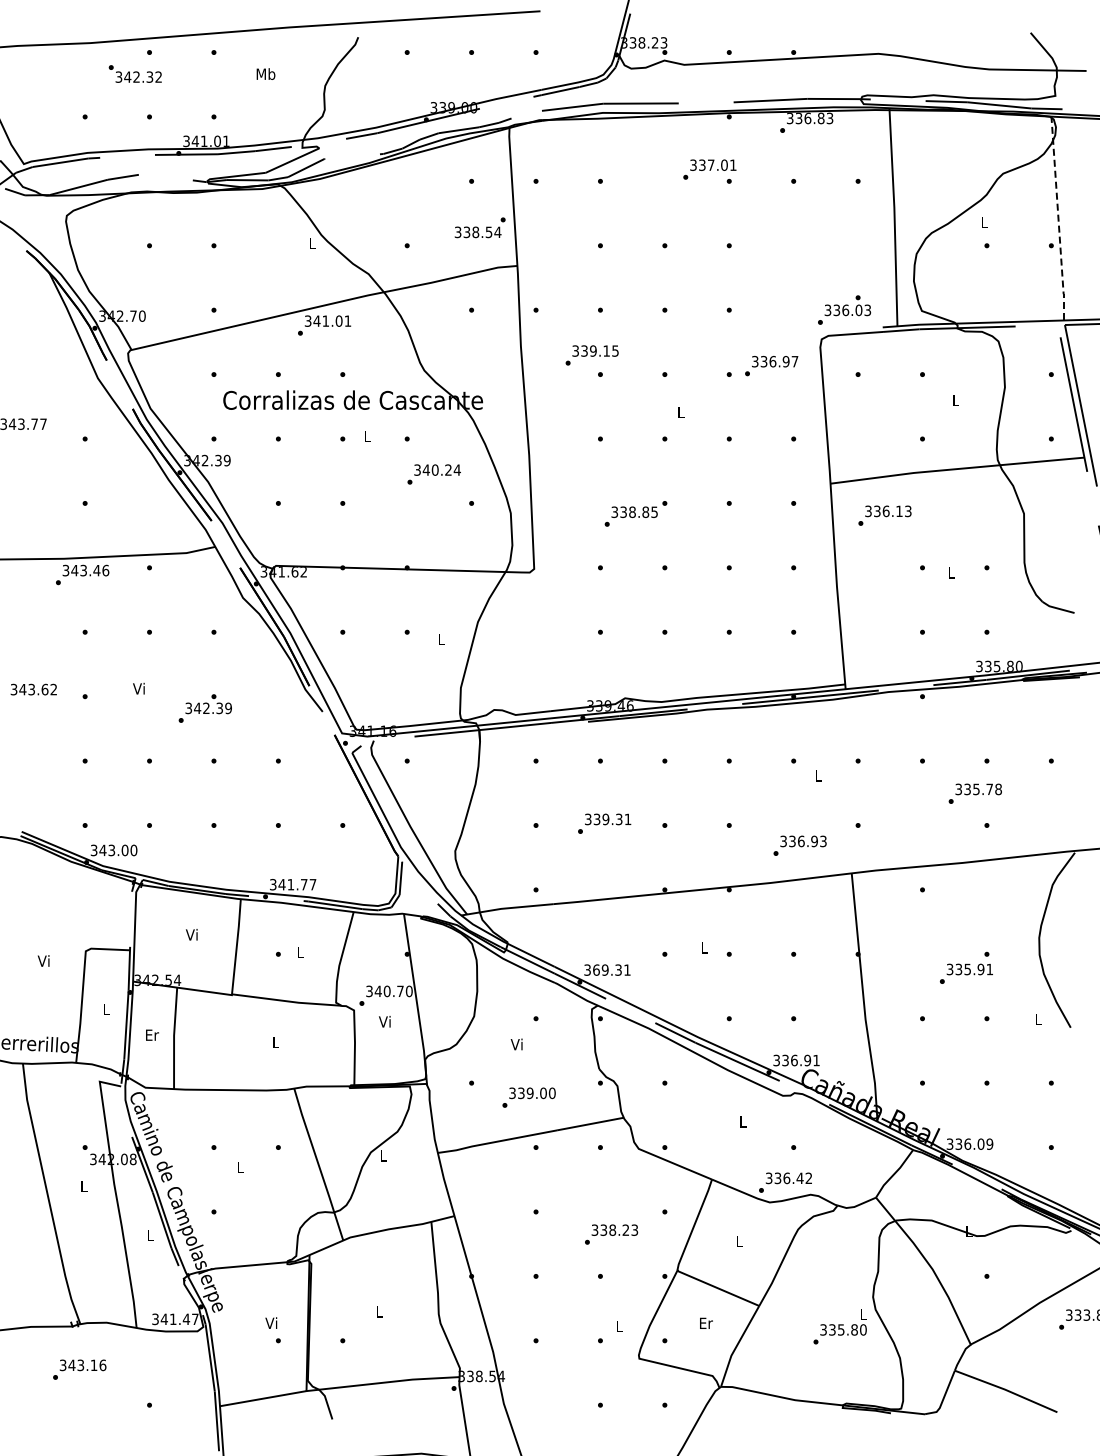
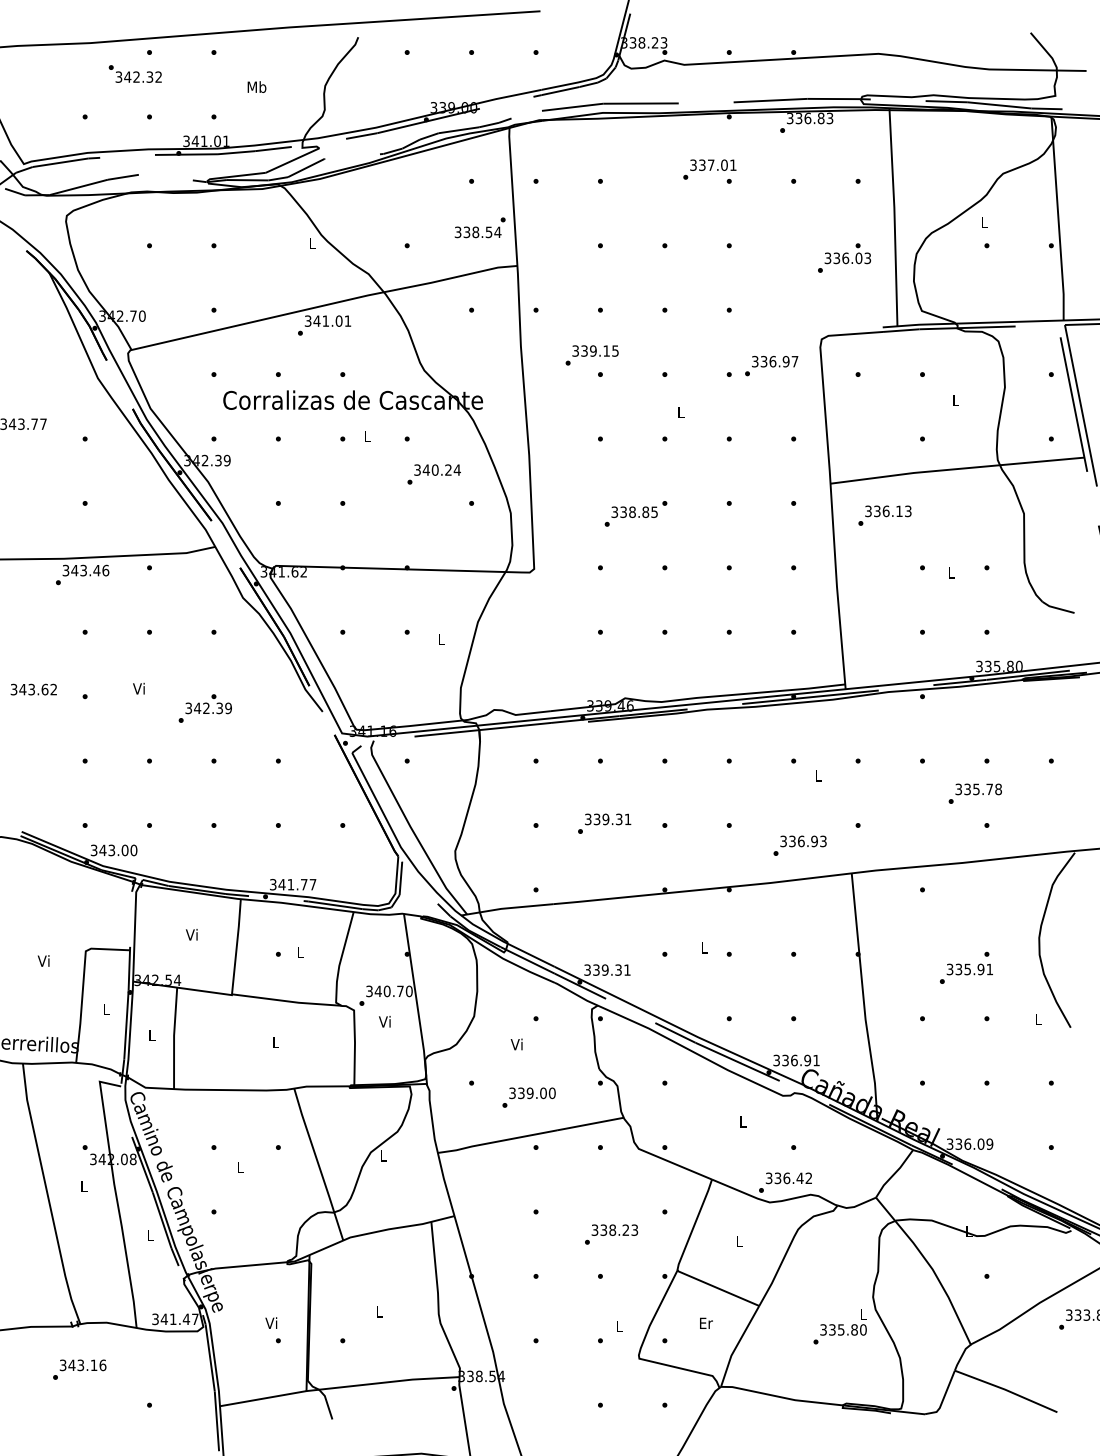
text position: (265, 73) -> (256, 86) (256, 86)
line: dashed -> solid (1058, 219)
text position: (844, 309) -> (844, 257) (844, 257)
text: 369.31 -> 339.31 (596, 969)
text: Er -> L (152, 1034)
